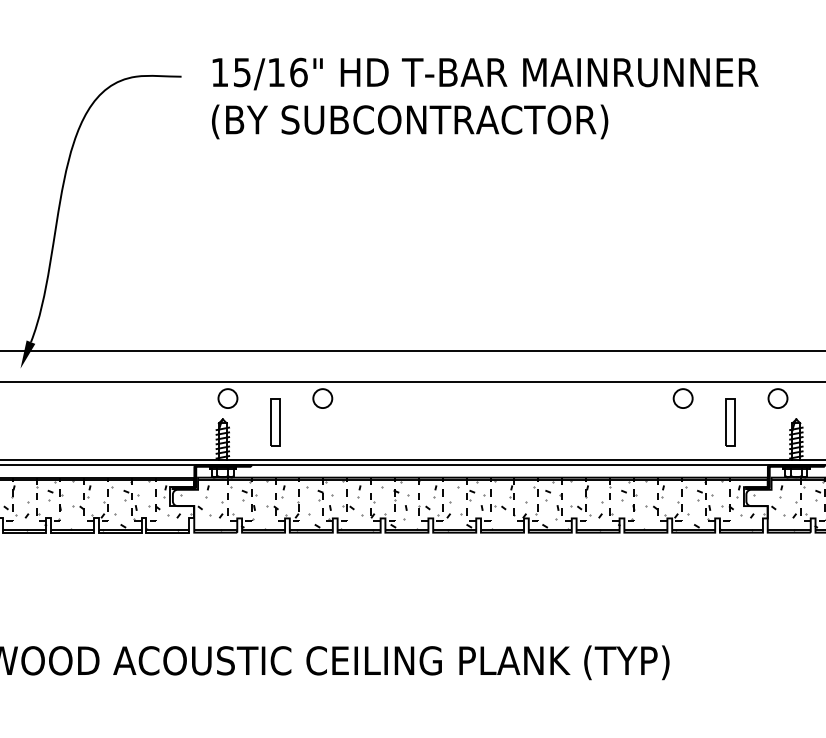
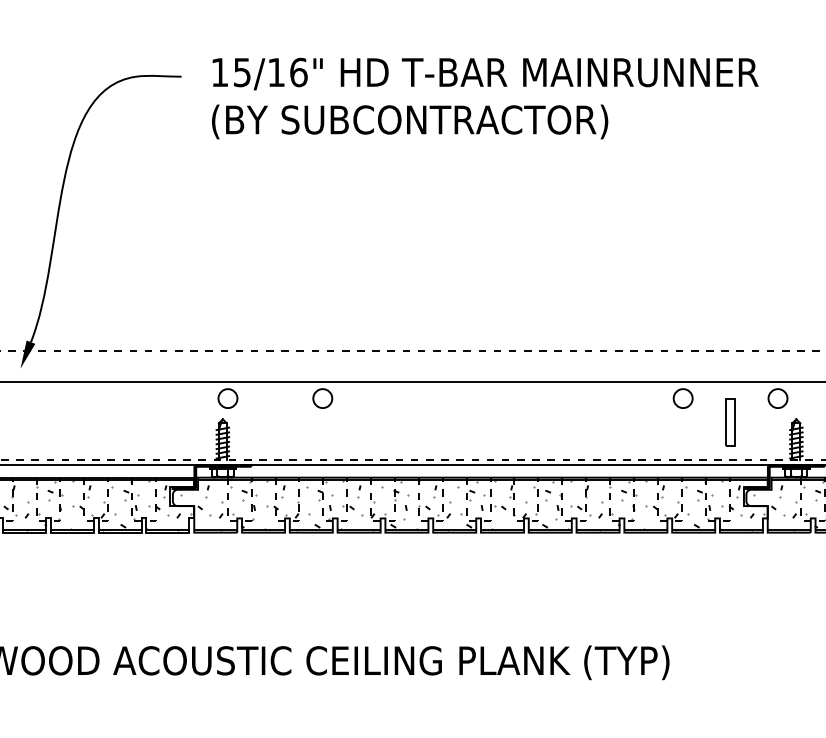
line: solid -> dashed (413, 351)
part: present -> none (275, 422)
line: solid -> dashed (413, 460)
